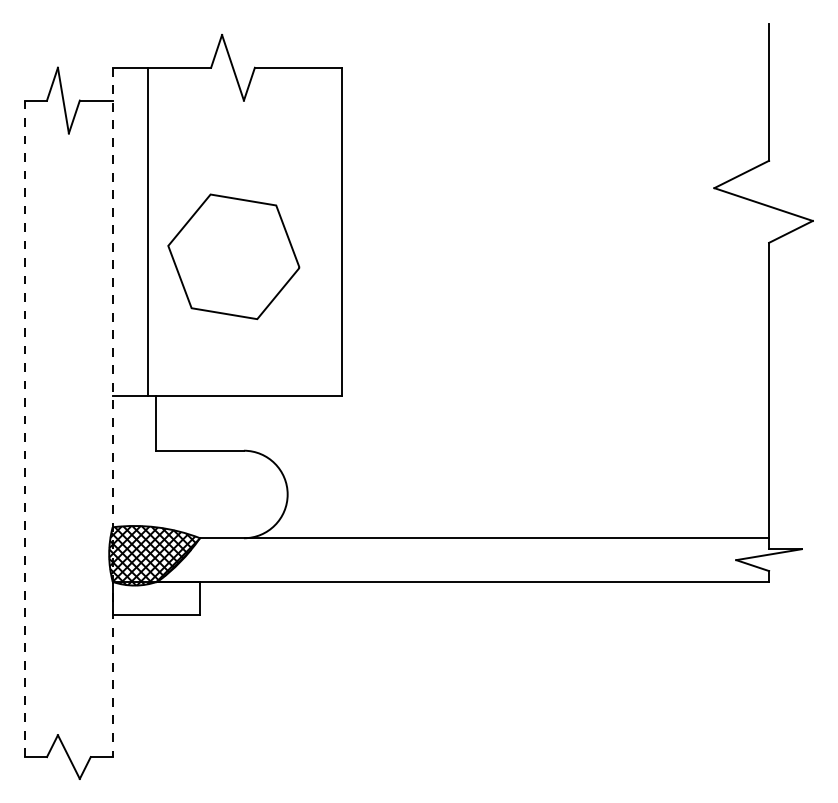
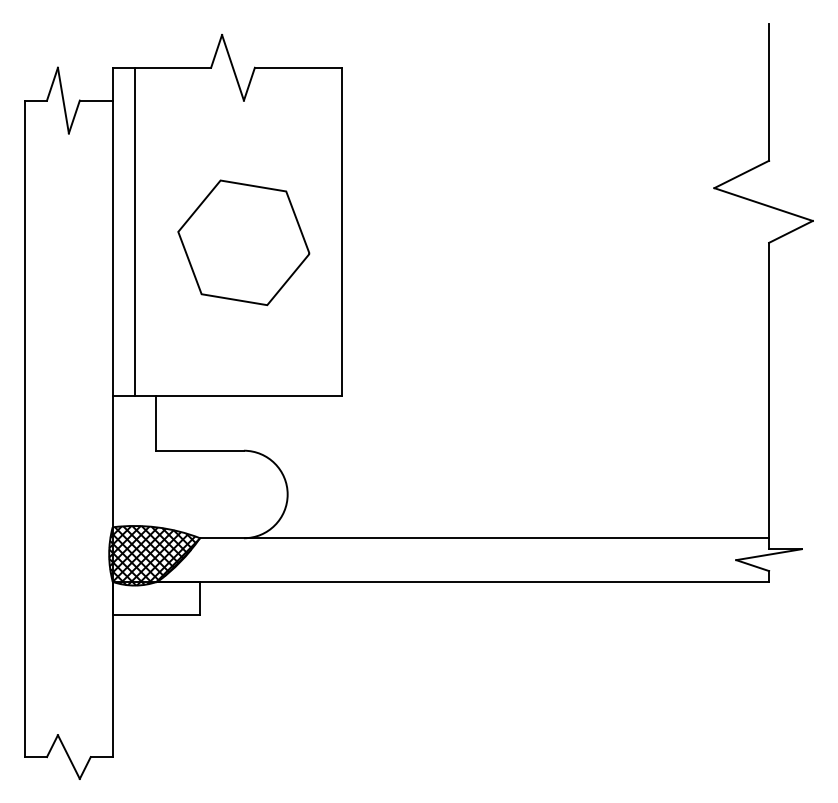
line position: (147, 231) -> (134, 231) (134, 231)
part position: (233, 256) -> (243, 242) (243, 242)
line: dashed -> solid (112, 412)
line: dashed -> solid (25, 429)
